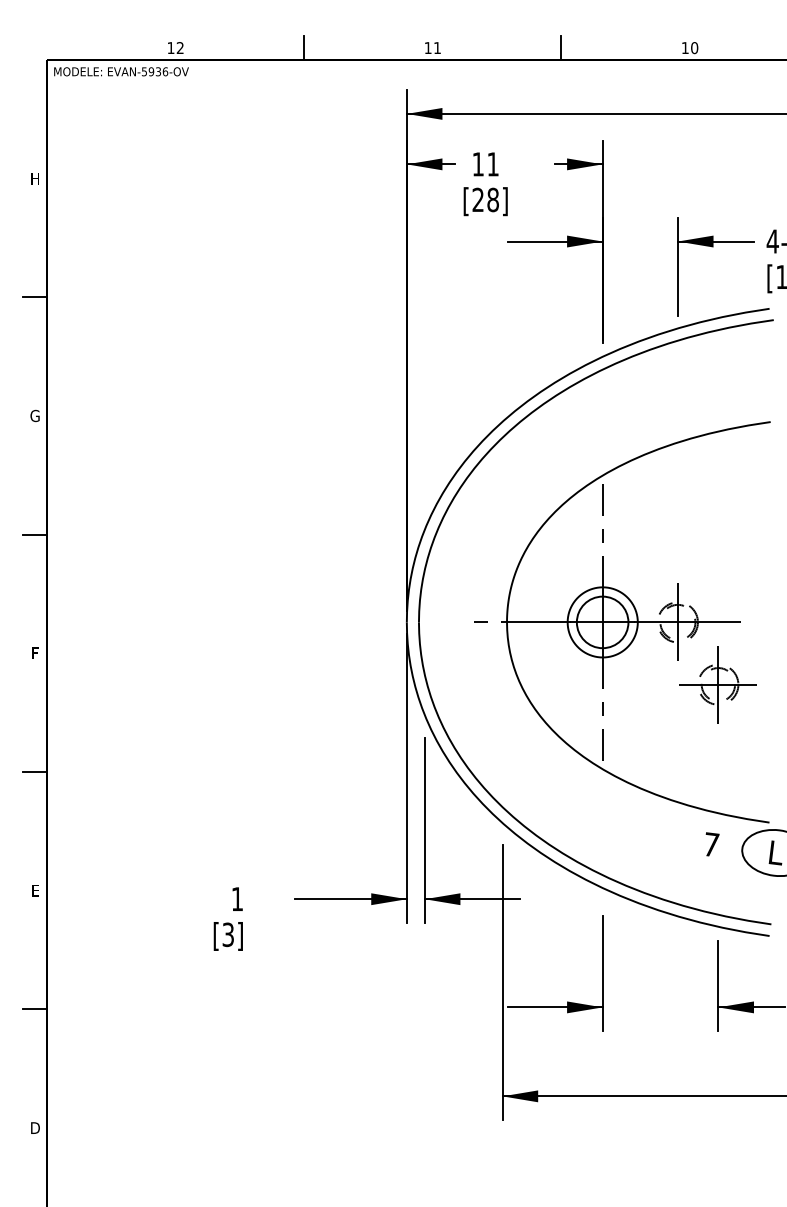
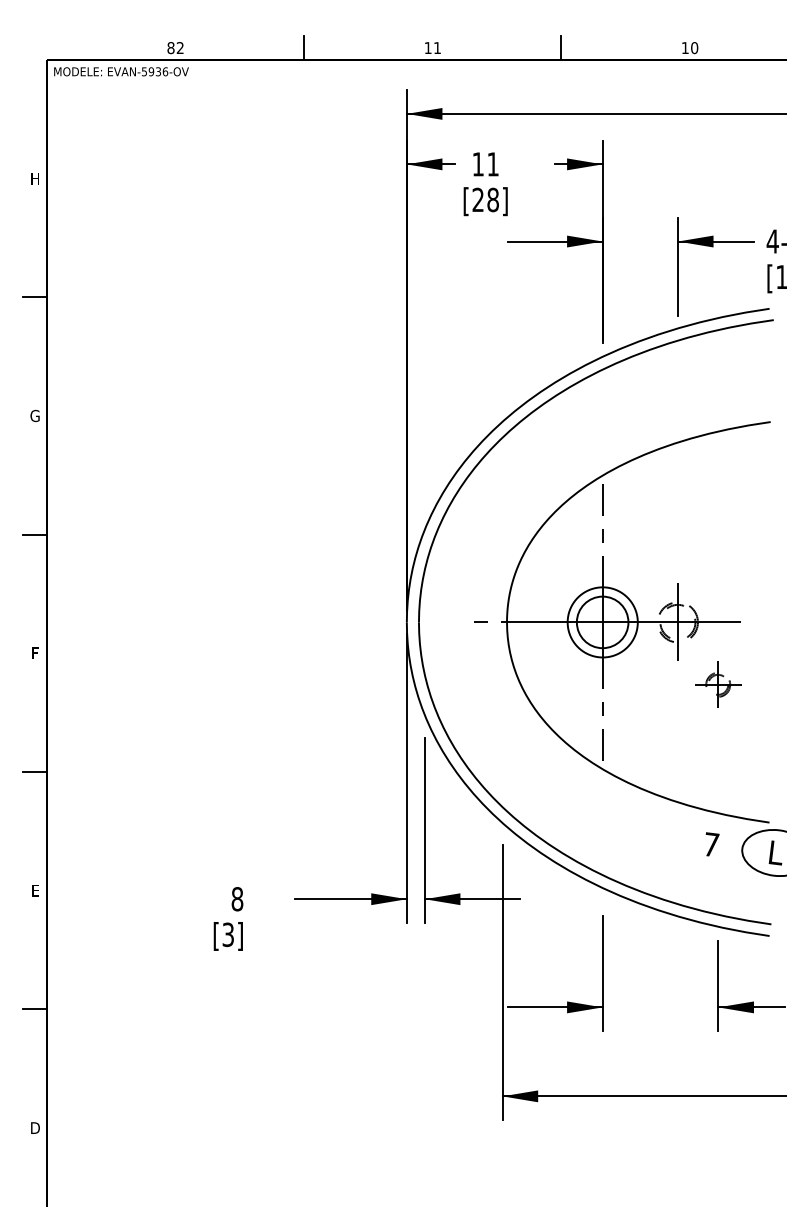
text: 12 -> 82 (170, 48)
part size: 78x78 px -> 47x47 px (718, 684)
text: 1 -> 8 (237, 899)
